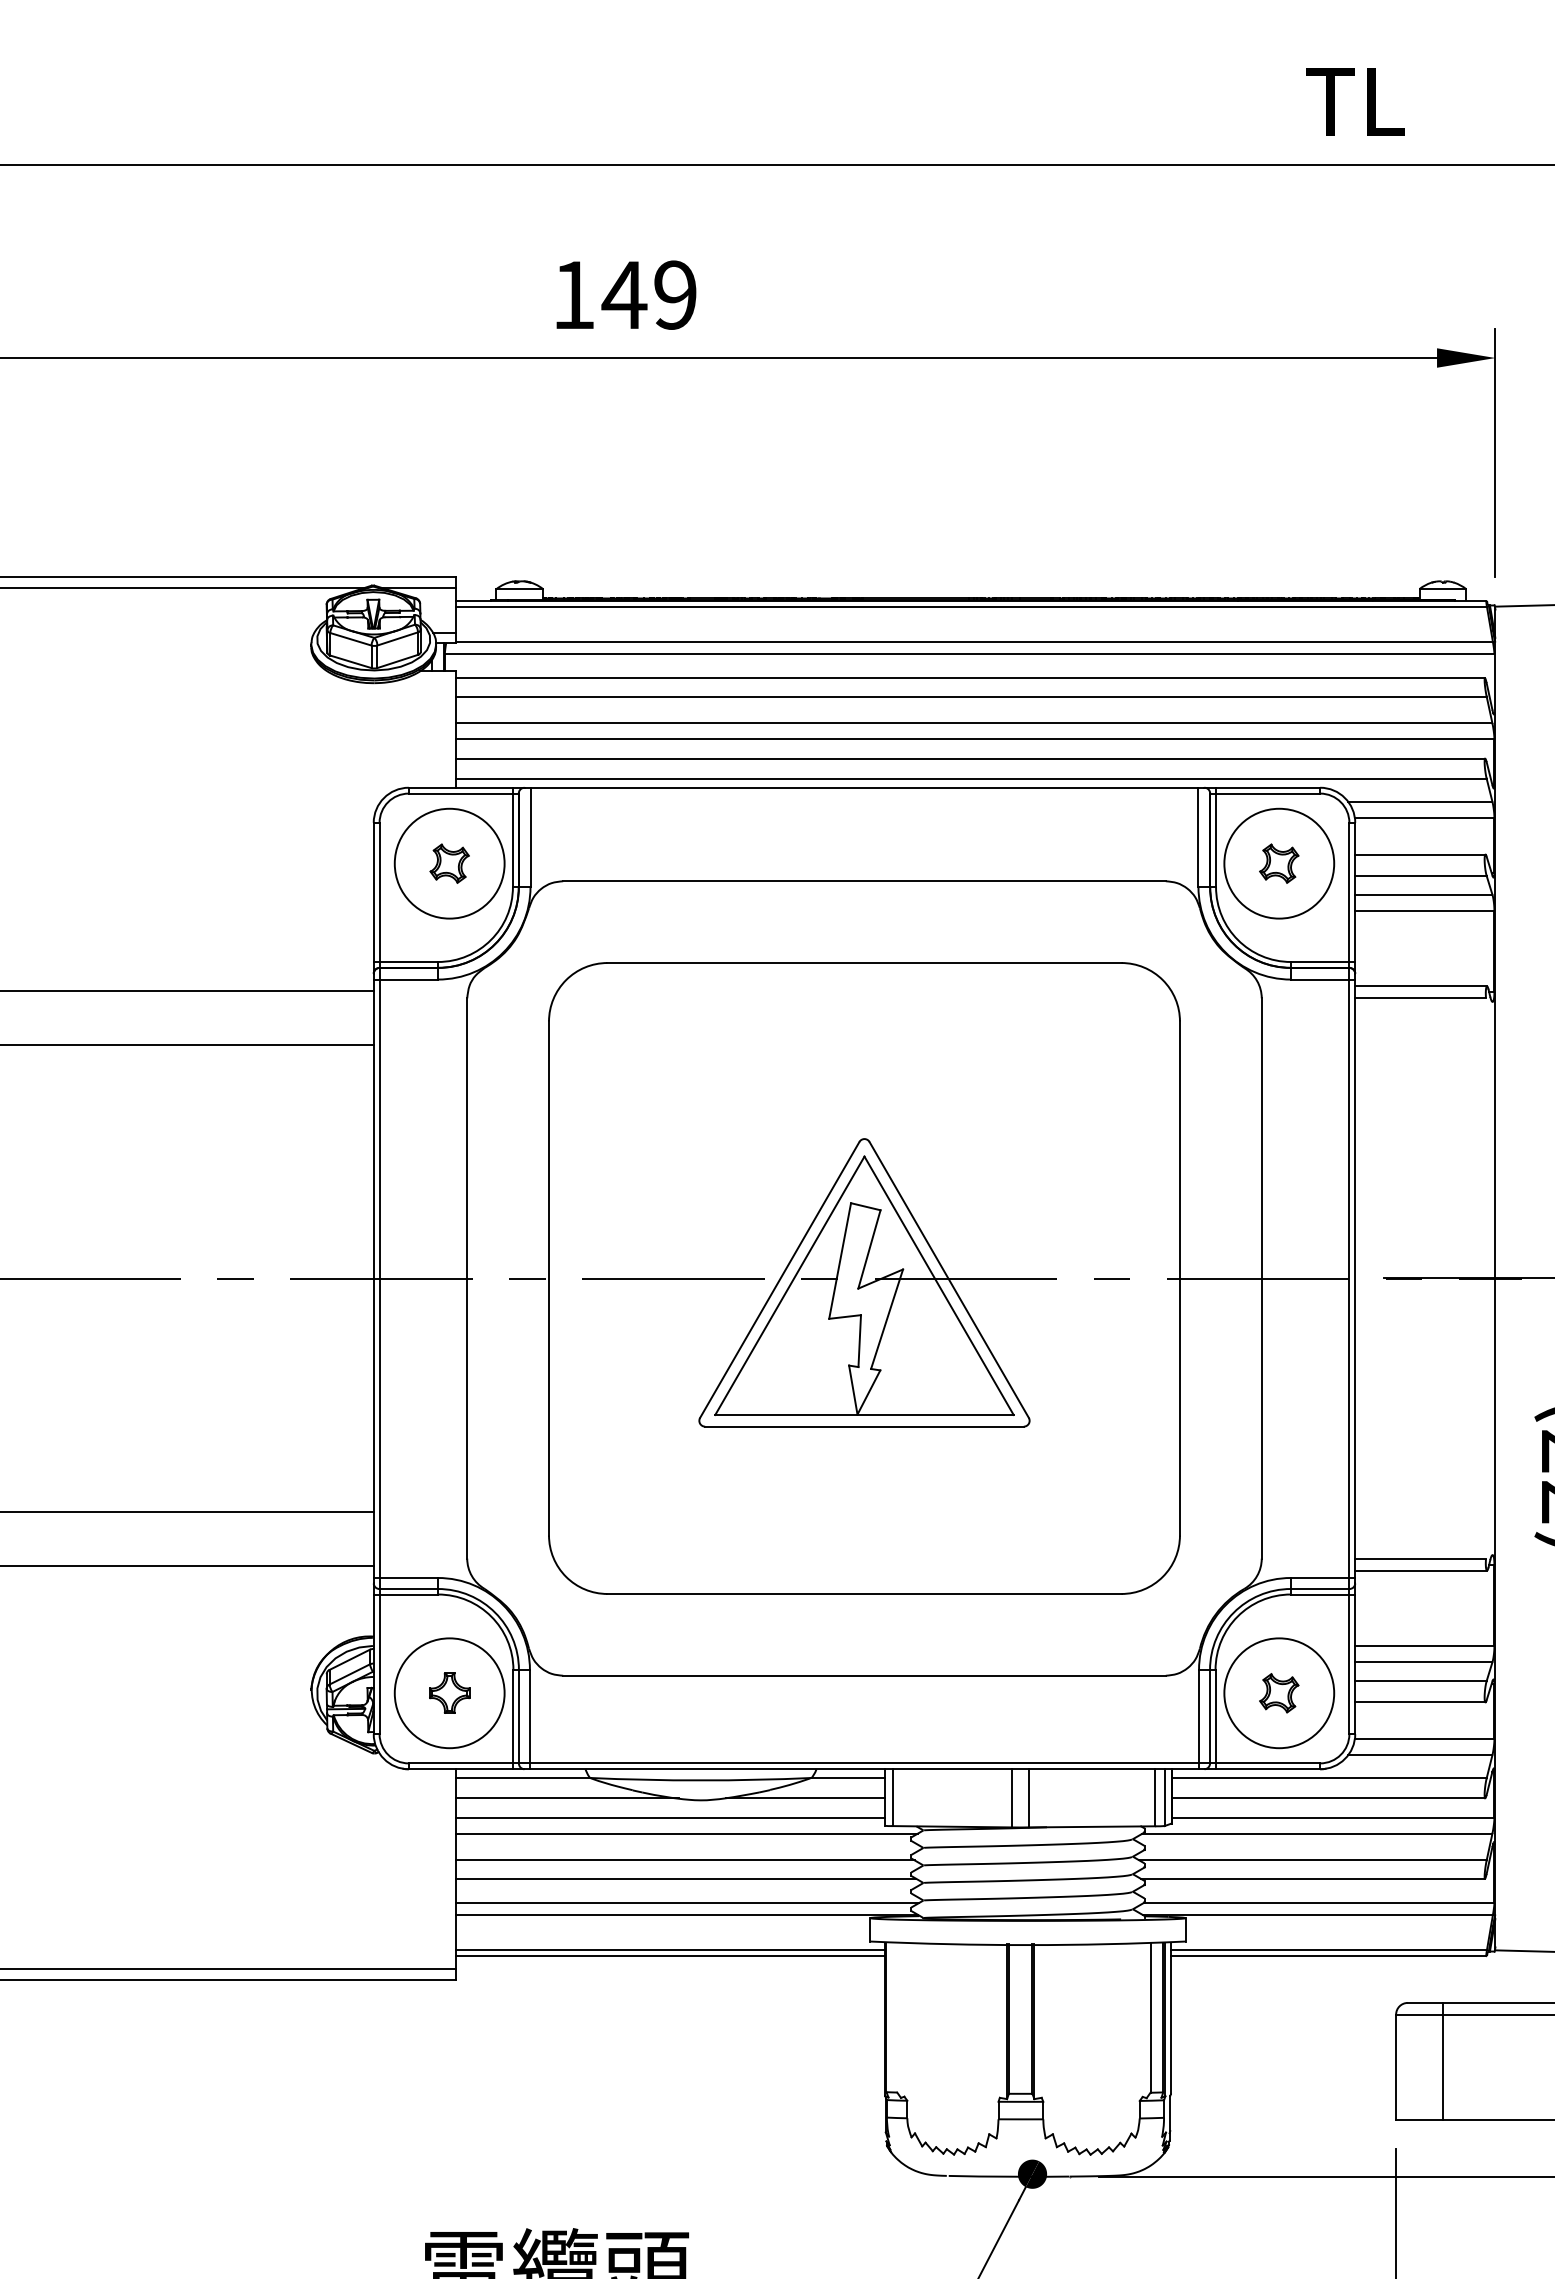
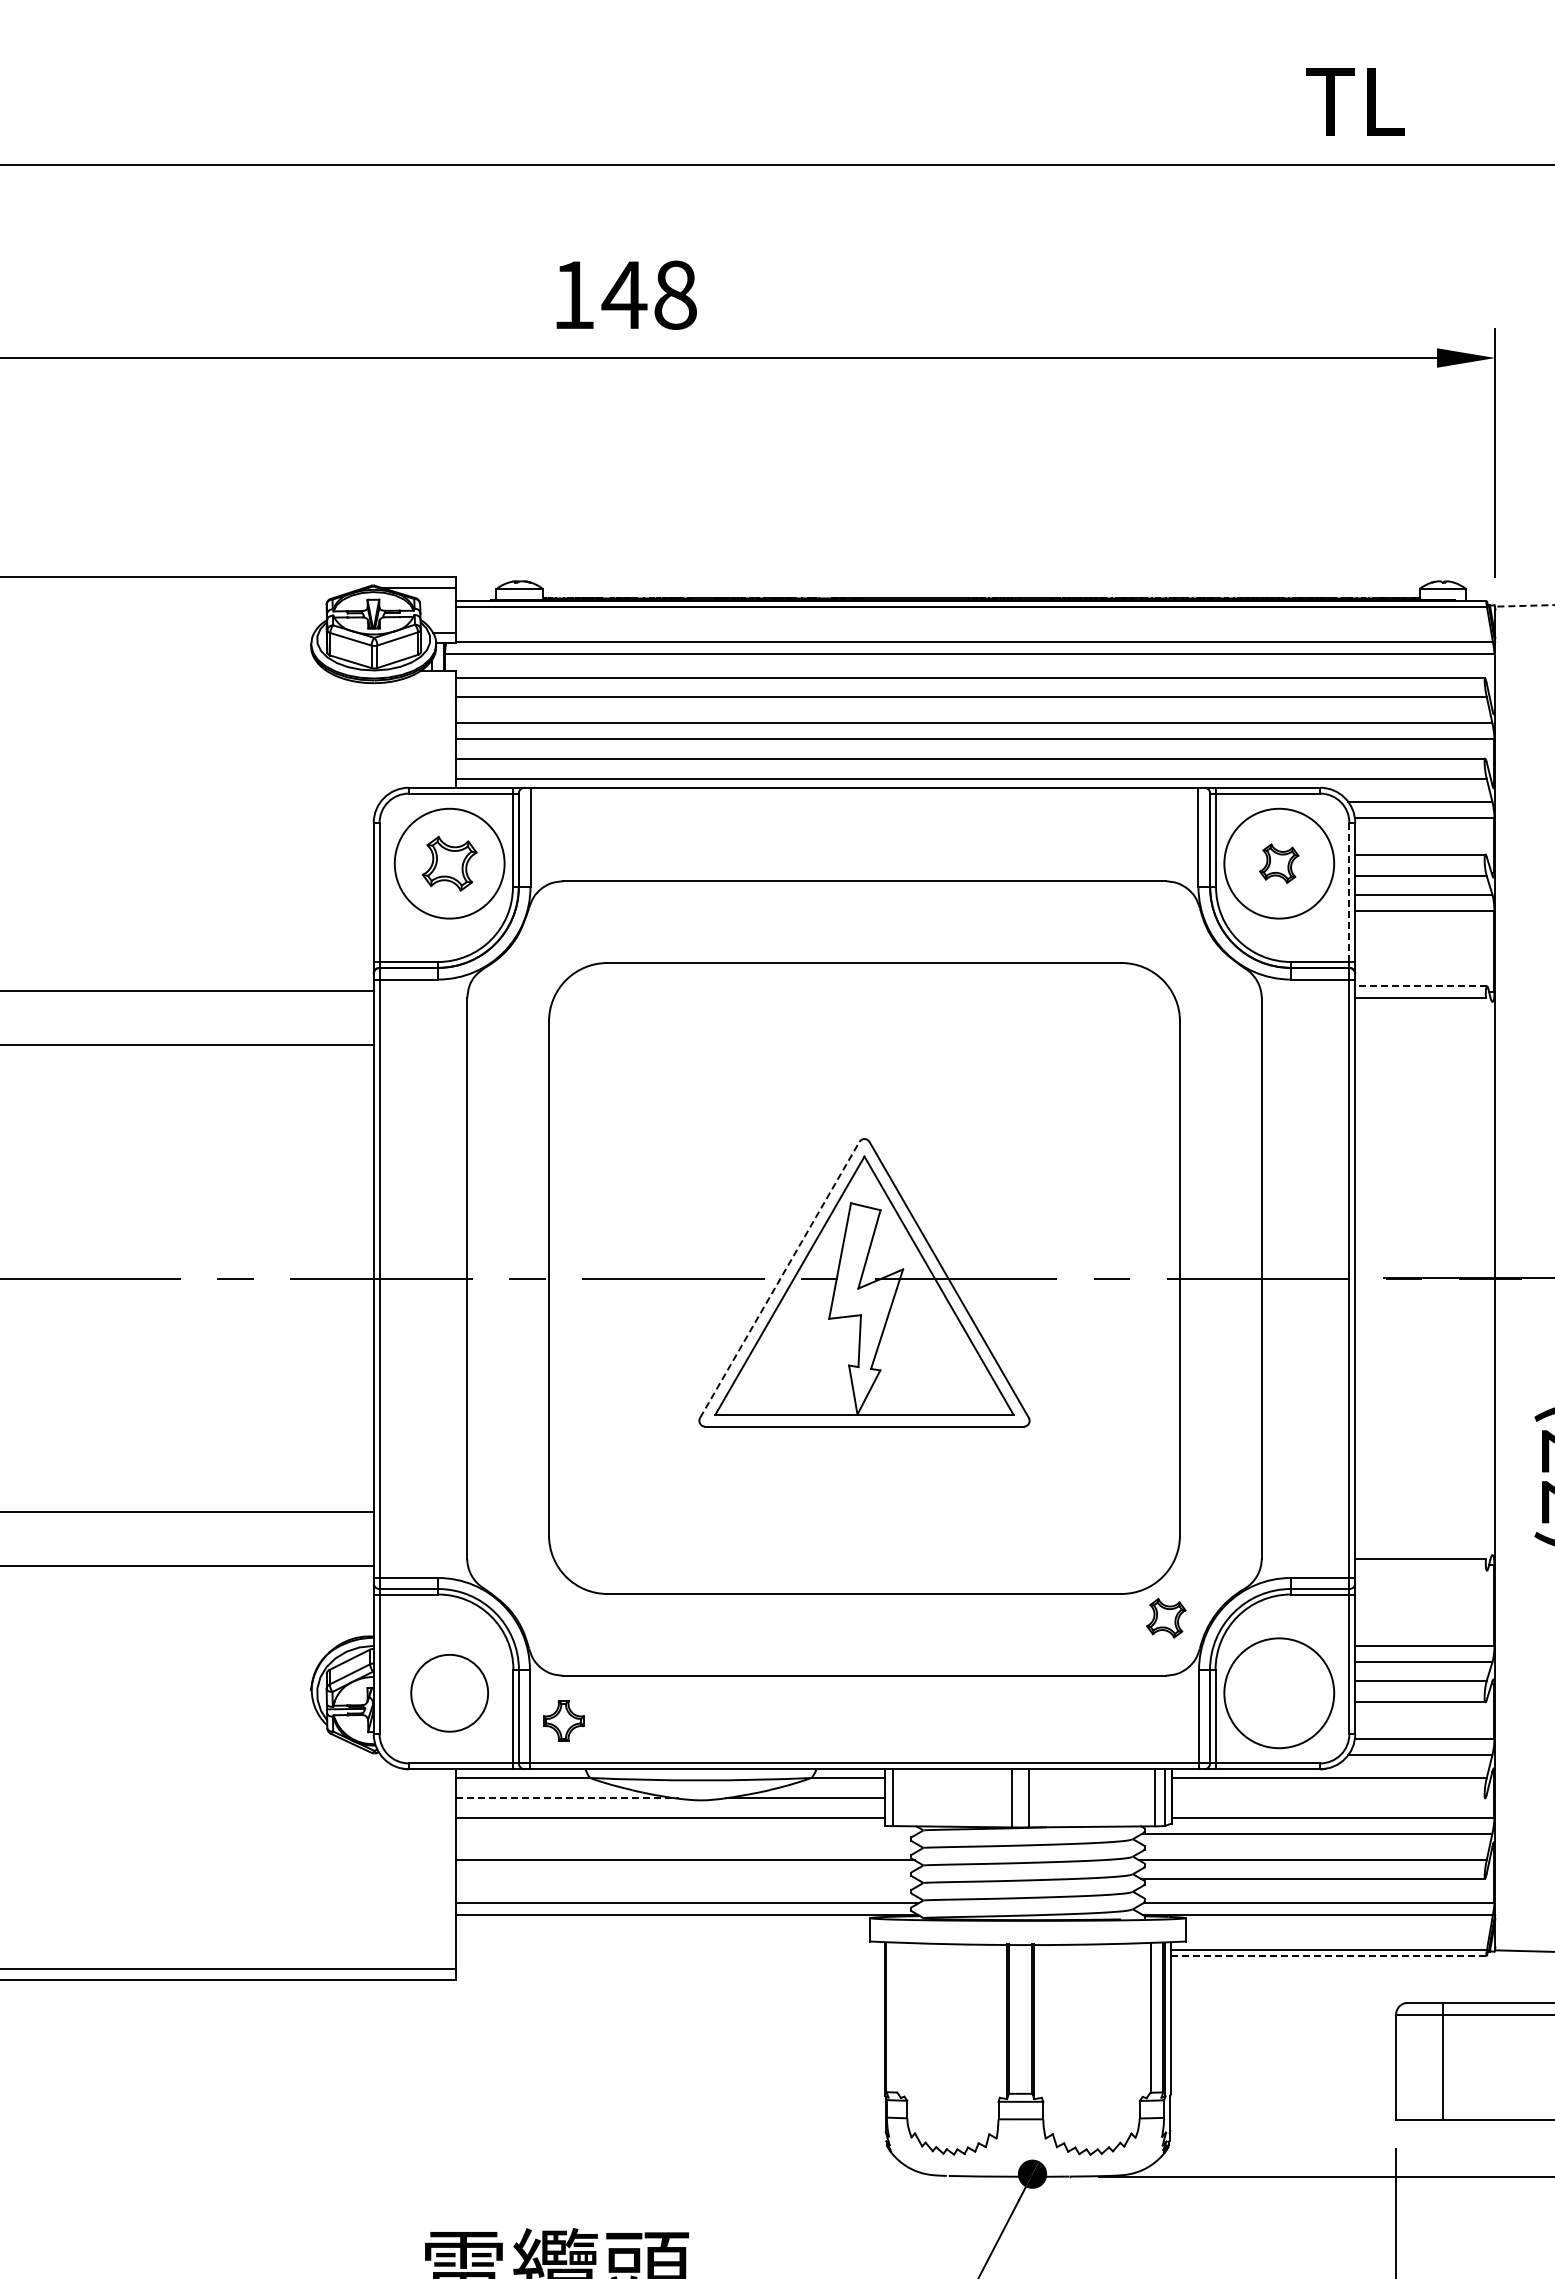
text: 149 -> 148 (675, 294)
line: present -> none (182, 588)
line: solid -> dashed (1524, 605)
part size: 41x41 px -> 57x57 px (449, 863)
line: solid -> dashed (1349, 892)
line: solid -> dashed (1421, 986)
line: solid -> dashed (780, 1279)
line: present -> none (1421, 1570)
part position: (449, 1692) -> (563, 1720) (563, 1720)
circle diameter: 110 px -> 77 px (449, 1692)
part position: (1279, 1693) -> (1166, 1618) (1166, 1618)
line: solid -> dashed (567, 1798)
line: present -> none (1328, 1798)
line: present -> none (686, 1833)
line: present -> none (685, 1878)
line: present -> none (670, 1949)
line: present -> none (670, 1956)
line: solid -> dashed (1328, 1956)
